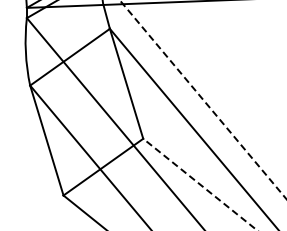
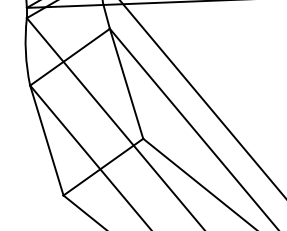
line: dashed -> solid (203, 100)
line: dashed -> solid (199, 184)
